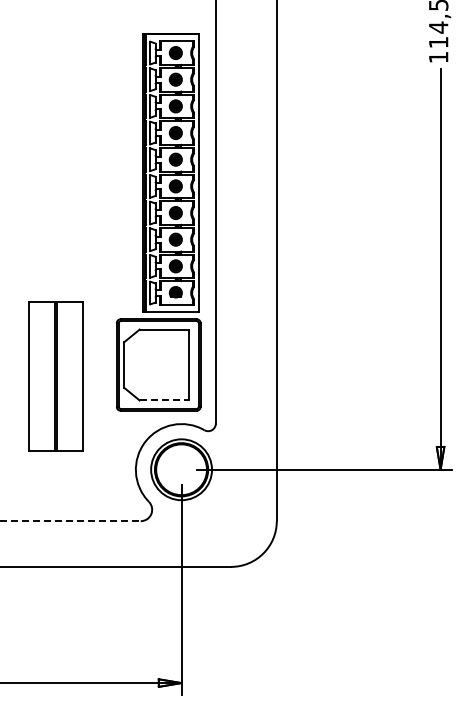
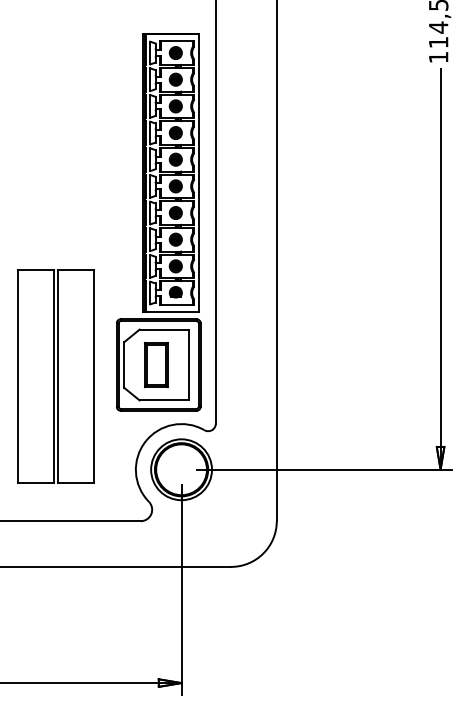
part: none -> present (156, 364)
part size: 56x151 px -> 78x215 px (55, 376)
line: dashed -> solid (164, 400)
line: dashed -> solid (70, 521)
